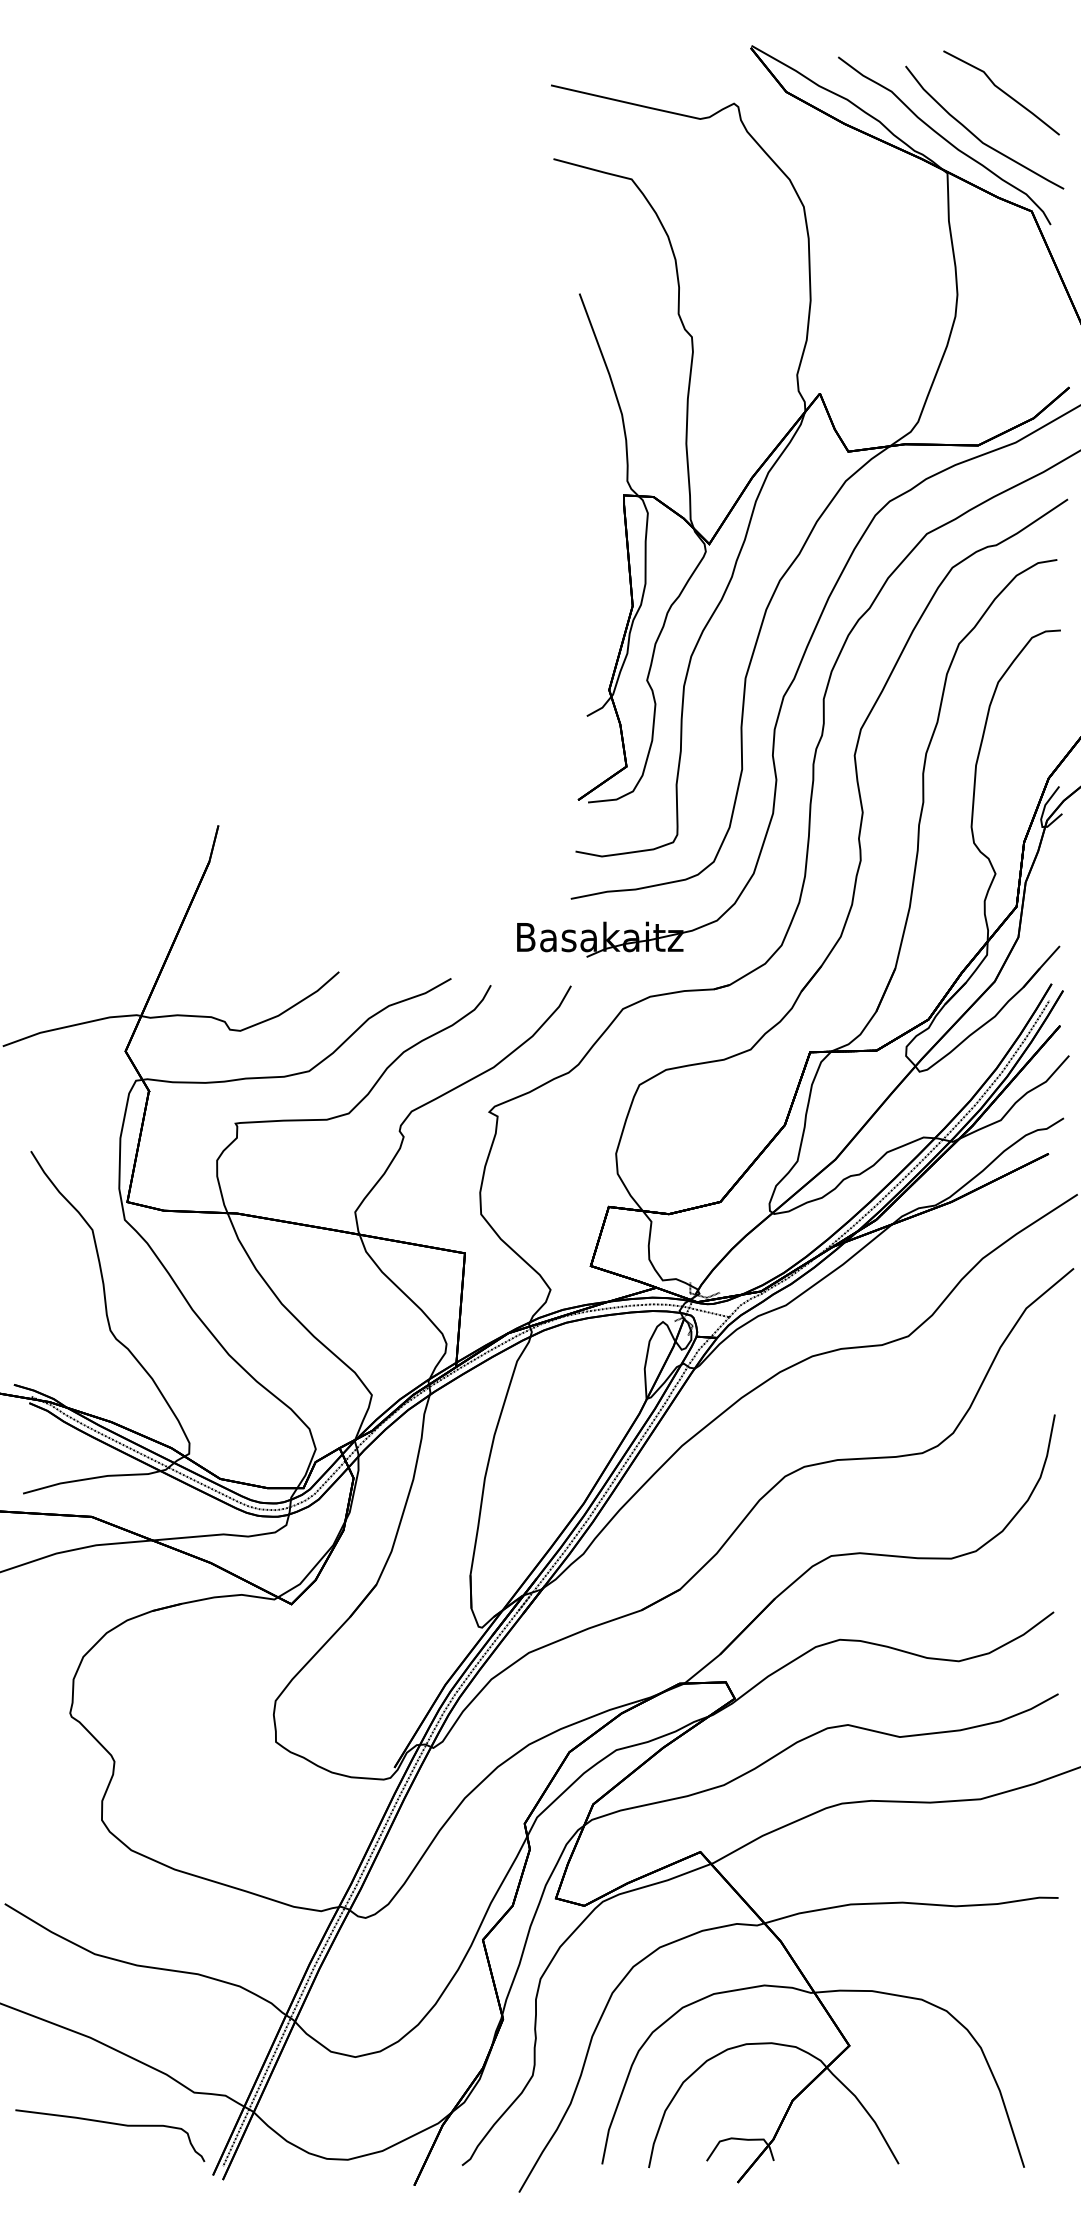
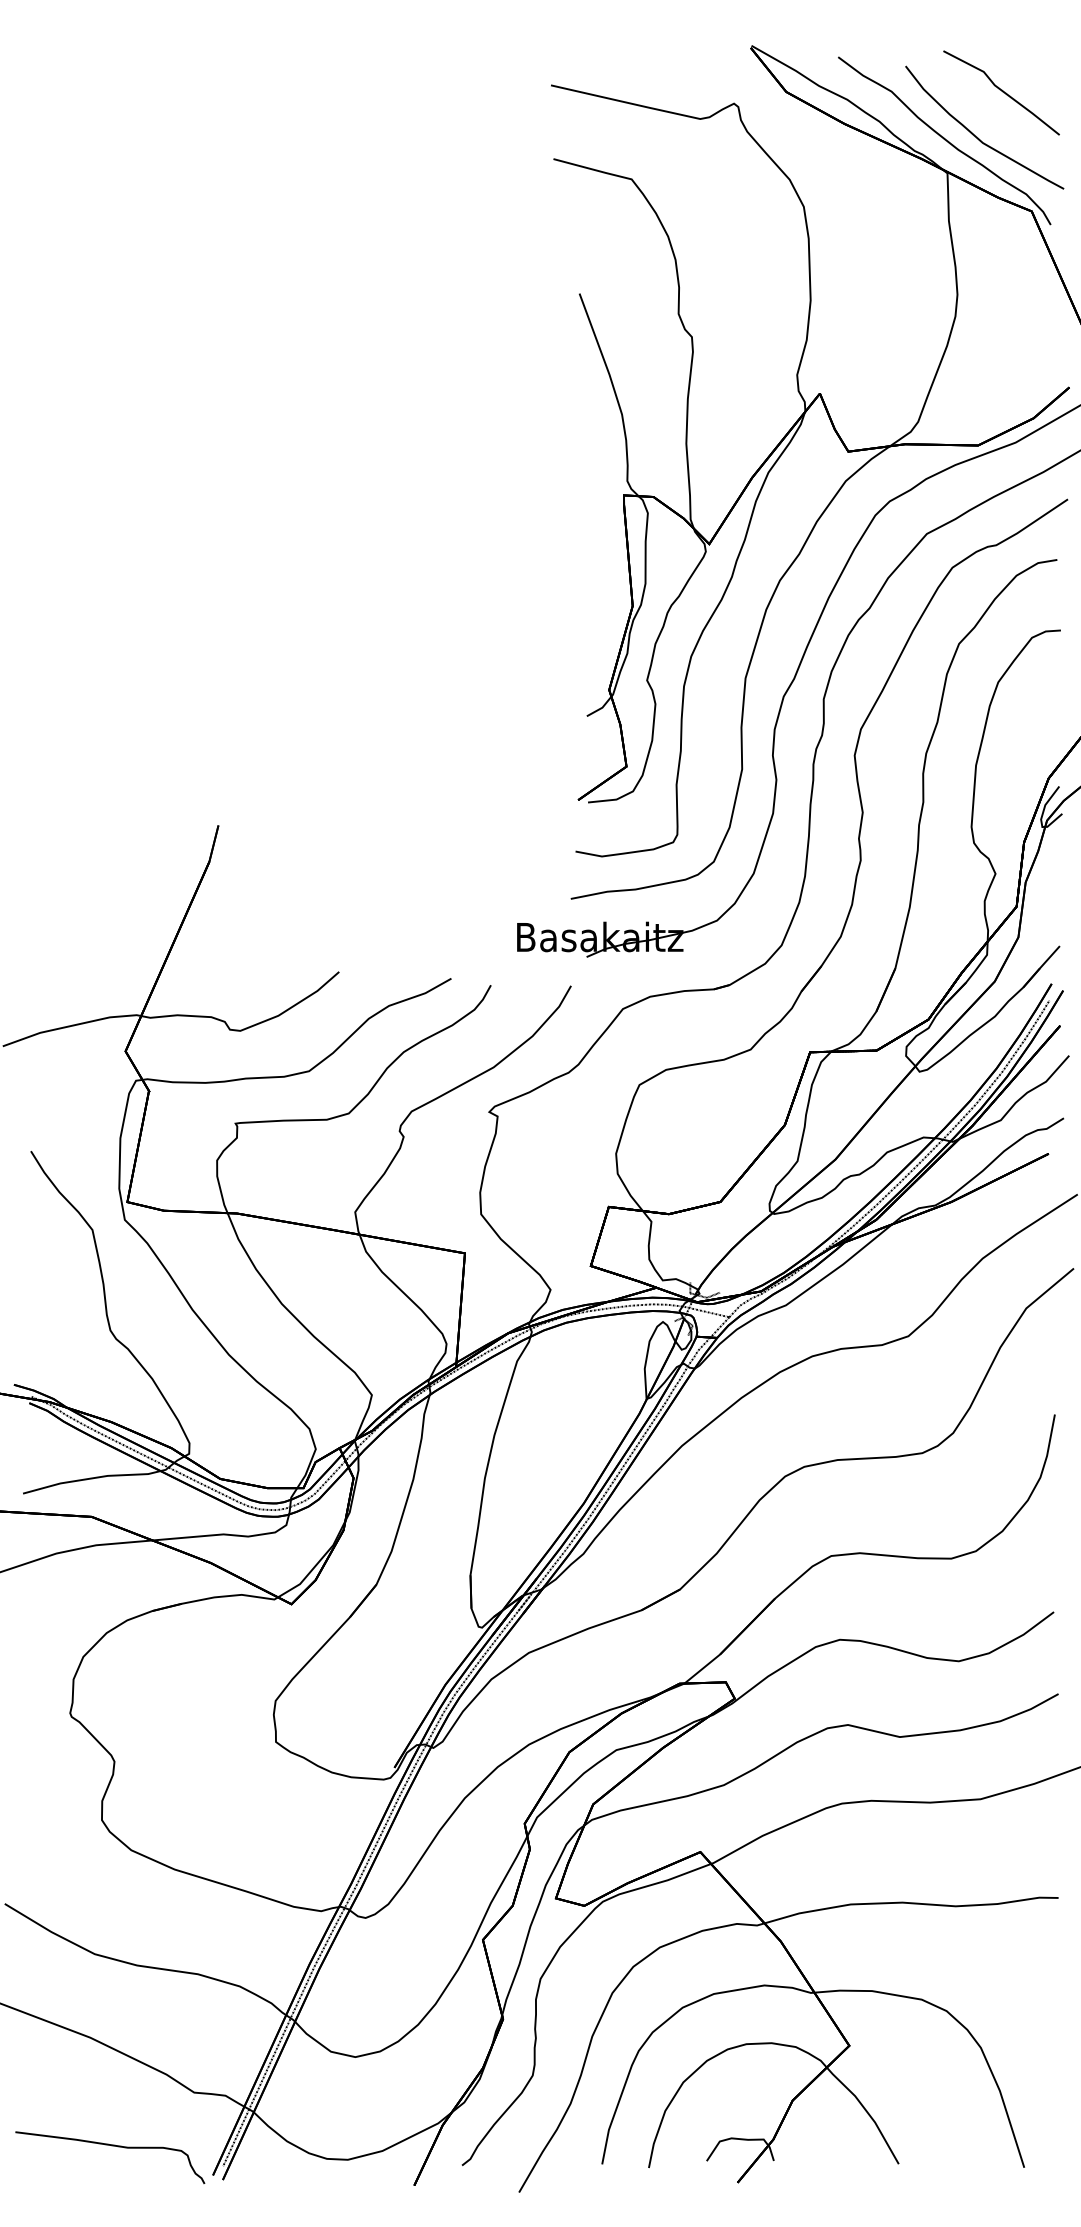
curve position: (111, 2124) -> (111, 2146) (111, 2146)
